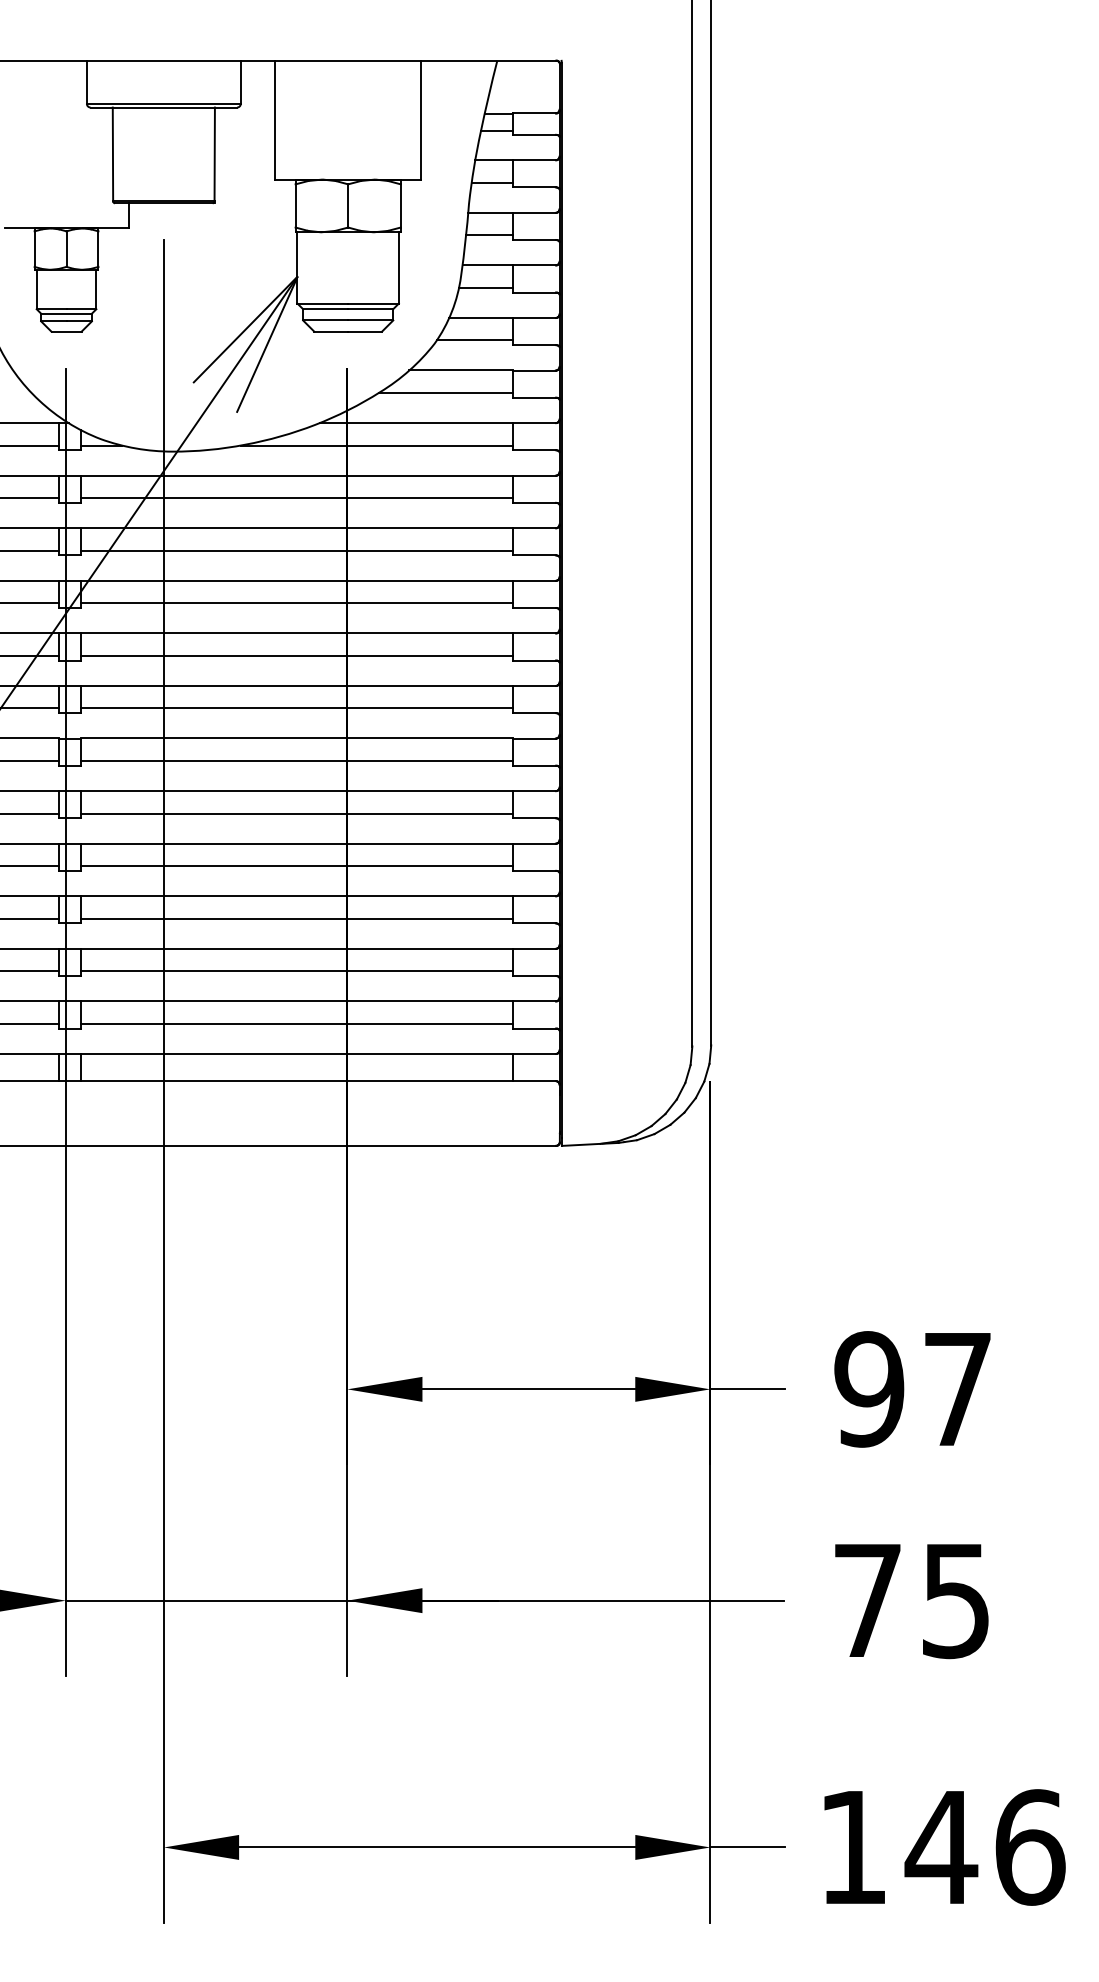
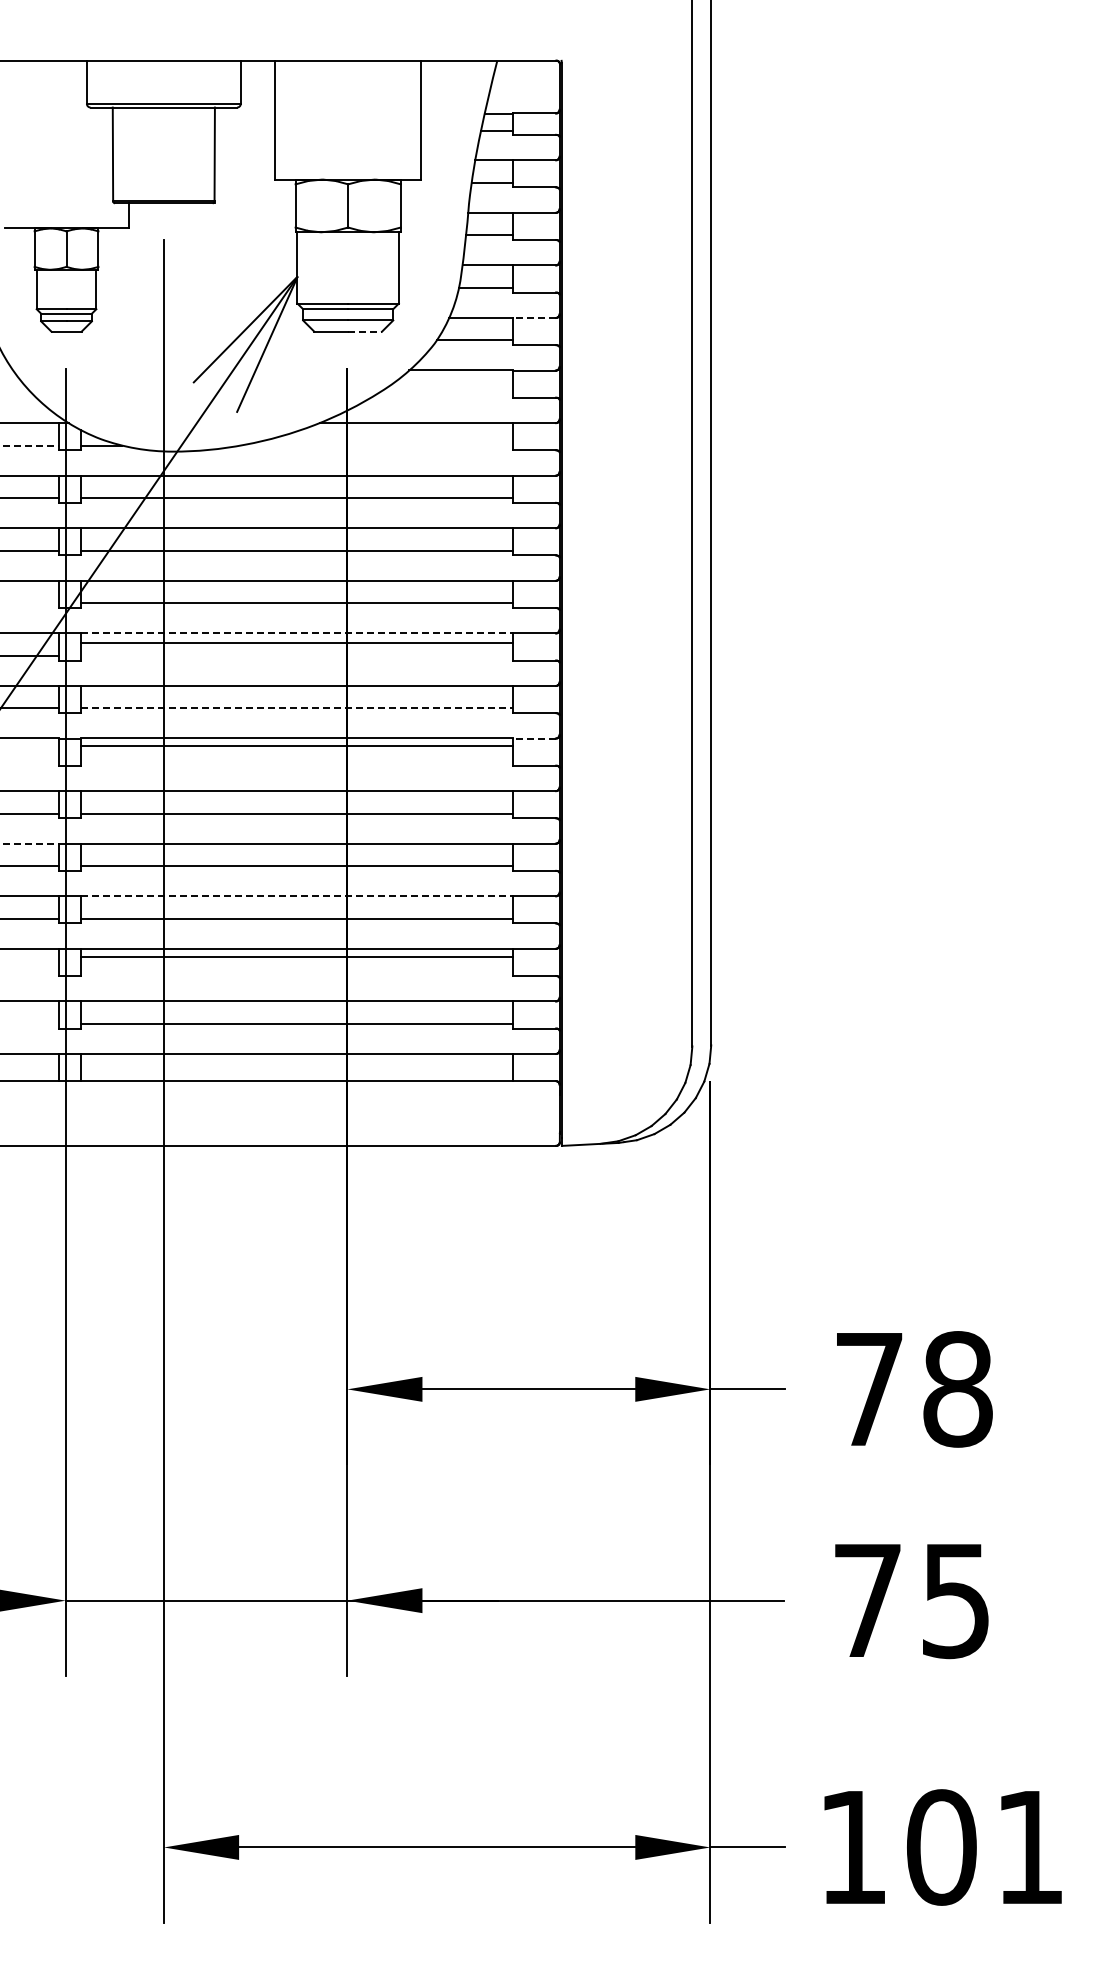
line: solid -> dashed (533, 317)
line: solid -> dashed (365, 331)
line: present -> none (445, 393)
line: solid -> dashed (29, 445)
line: present -> none (376, 445)
line: present -> none (30, 603)
line: solid -> dashed (297, 633)
line position: (297, 655) -> (297, 642) (297, 642)
line: solid -> dashed (297, 708)
line: solid -> dashed (533, 738)
line: present -> none (30, 761)
line position: (297, 761) -> (297, 746) (297, 746)
line: solid -> dashed (29, 843)
line: solid -> dashed (297, 896)
line: present -> none (30, 971)
line position: (297, 971) -> (297, 957) (297, 957)
line: present -> none (30, 1023)
text: 97 -> 78 (913, 1389)
text: 146 -> 101 (984, 1847)
